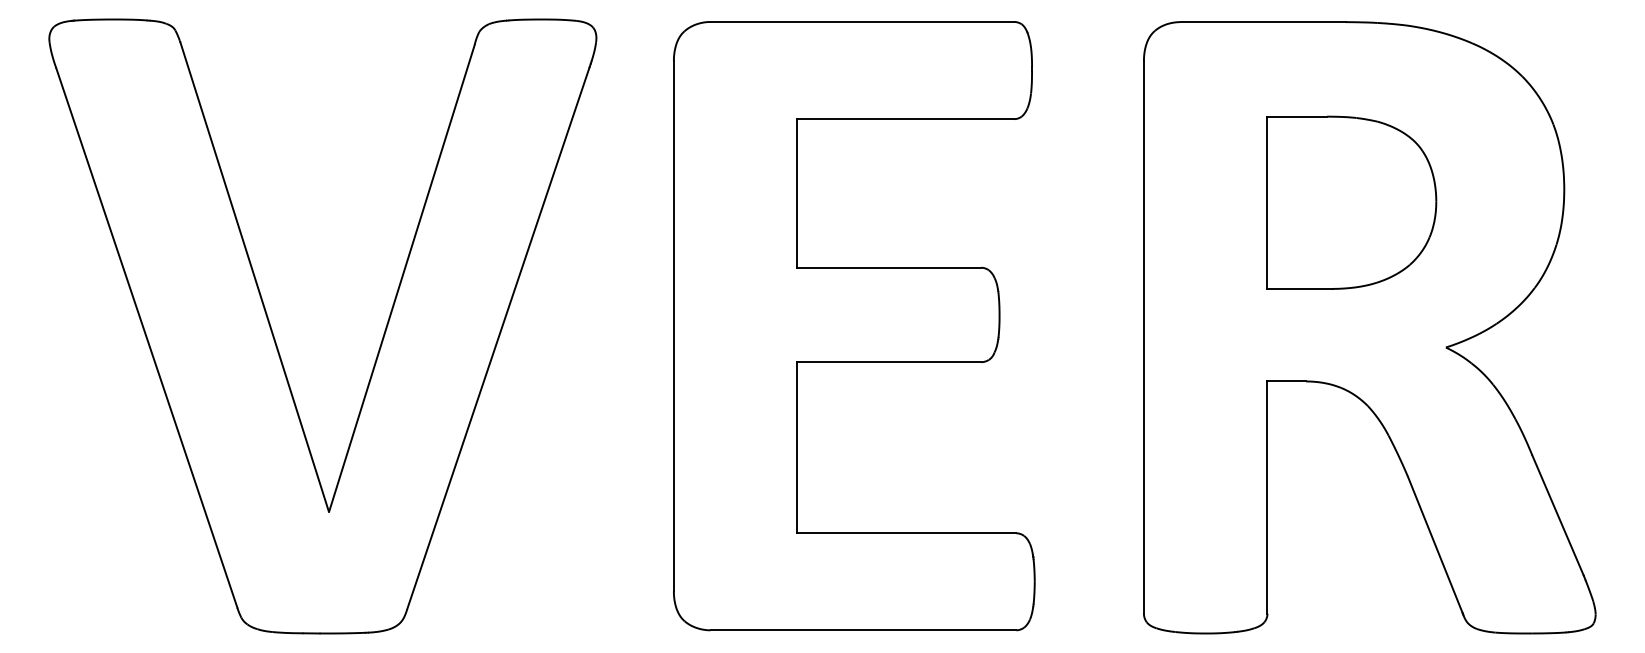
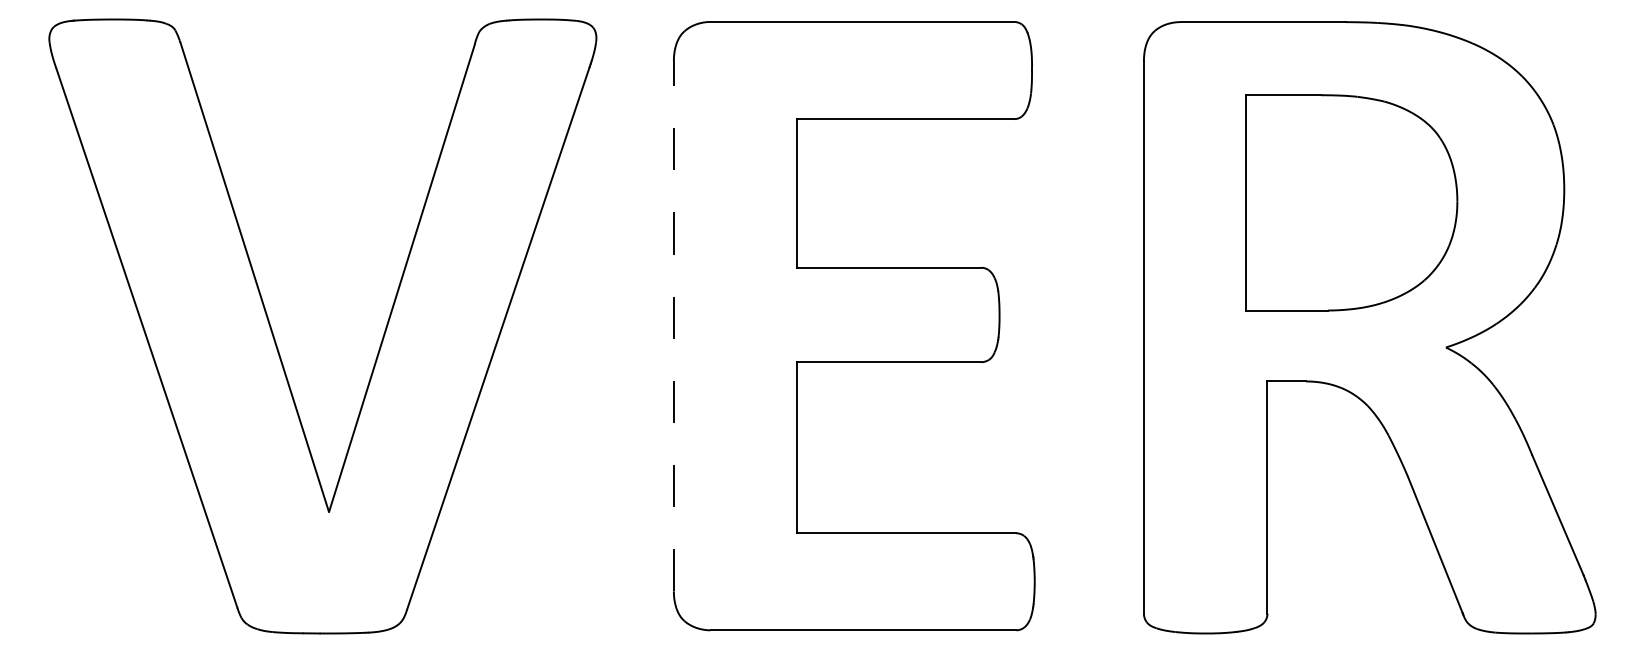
part size: 172x175 px -> 214x218 px (1351, 202)
line: solid -> dashed (673, 325)
